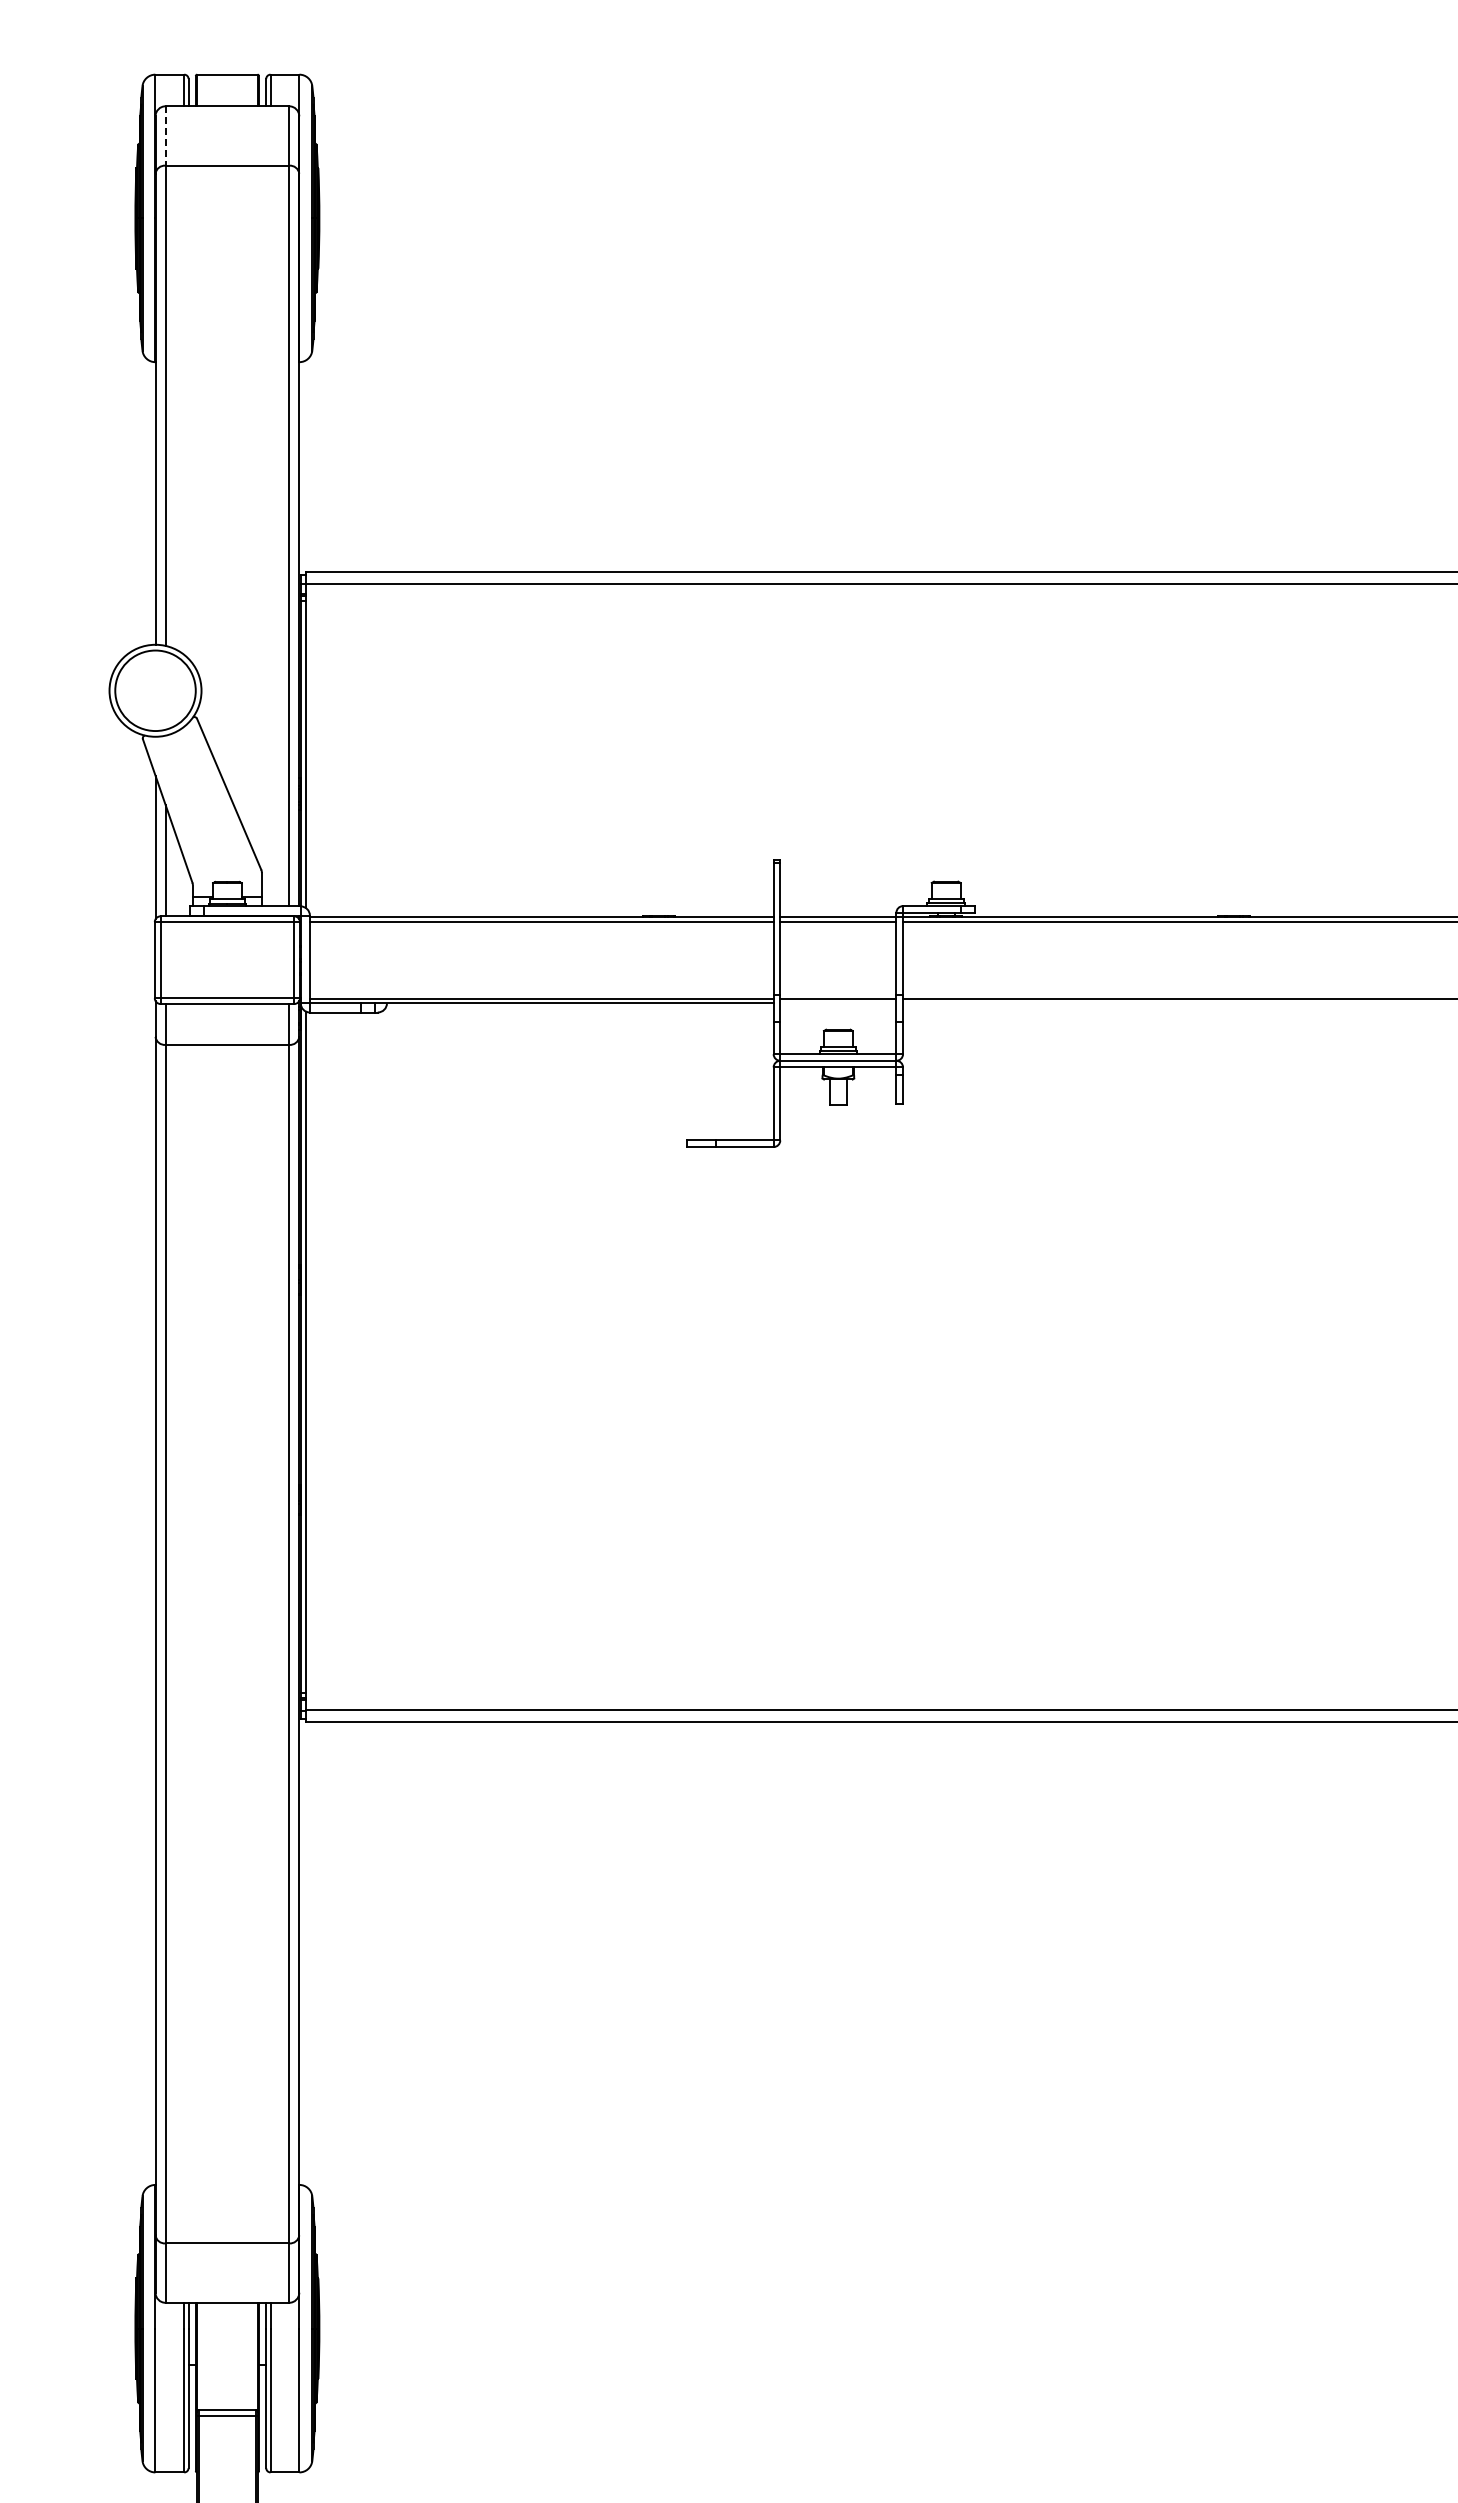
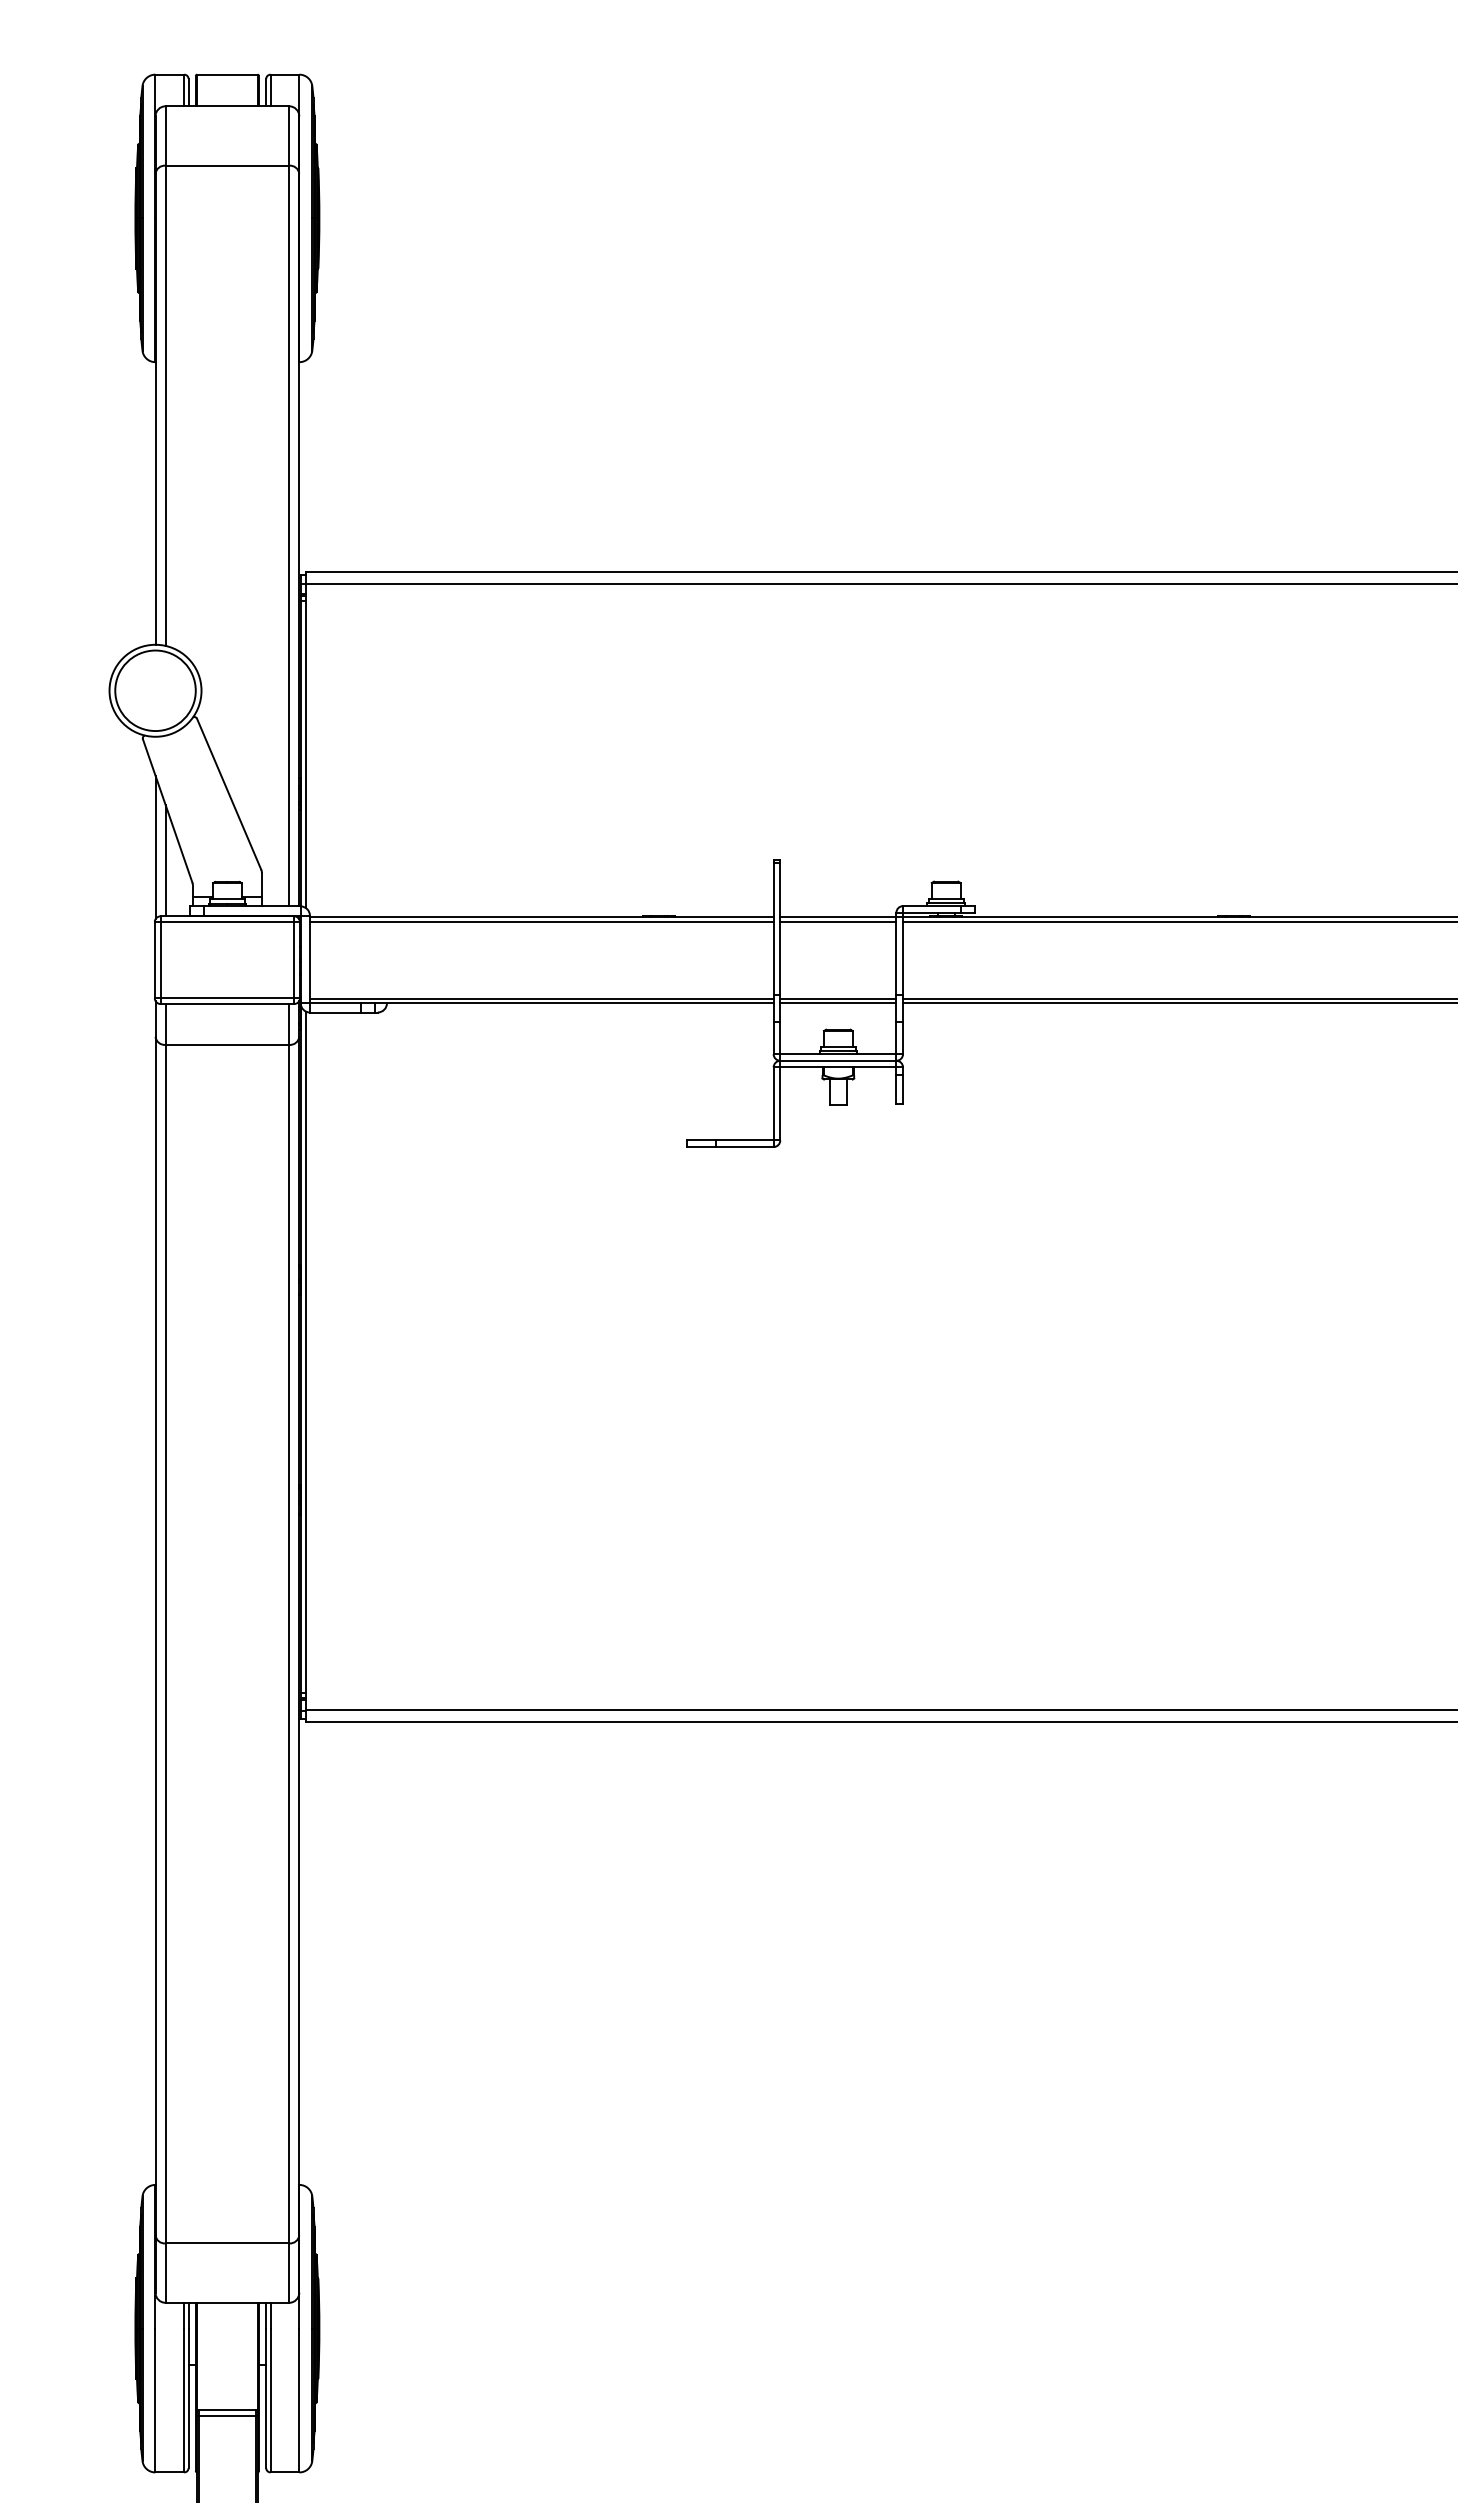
line: dashed -> solid (165, 136)
line: none -> present (838, 1003)
line: none -> present (1178, 1003)
